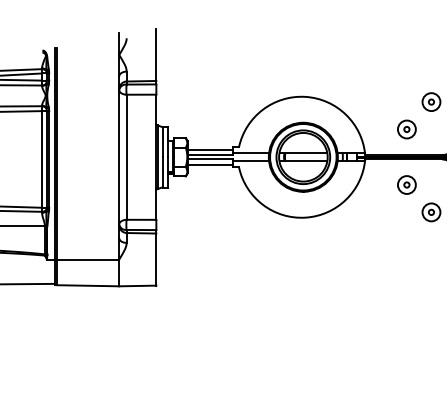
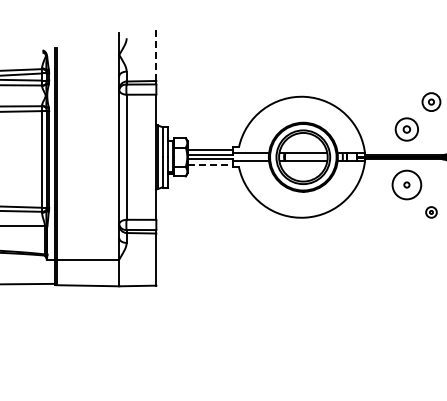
line: solid -> dashed (156, 54)
part size: 20x21 px -> 25x25 px (406, 129)
line: solid -> dashed (210, 164)
circle diameter: 18 px -> 29 px (406, 184)
part size: 21x21 px -> 13x13 px (431, 212)
